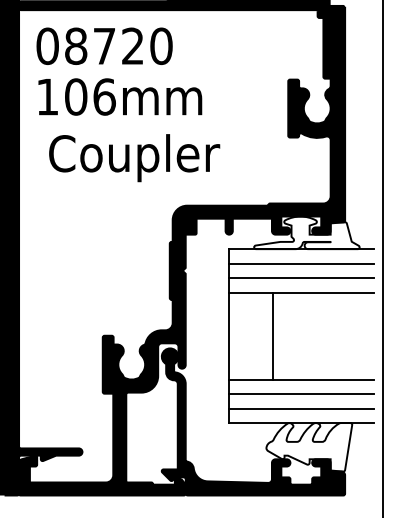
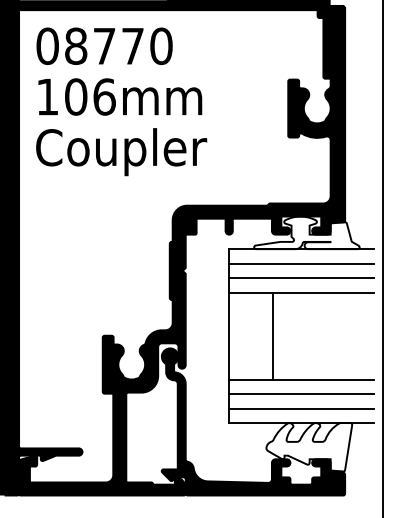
text: 08720 -> 08770 (132, 45)
text position: (134, 158) -> (121, 152) (121, 152)
